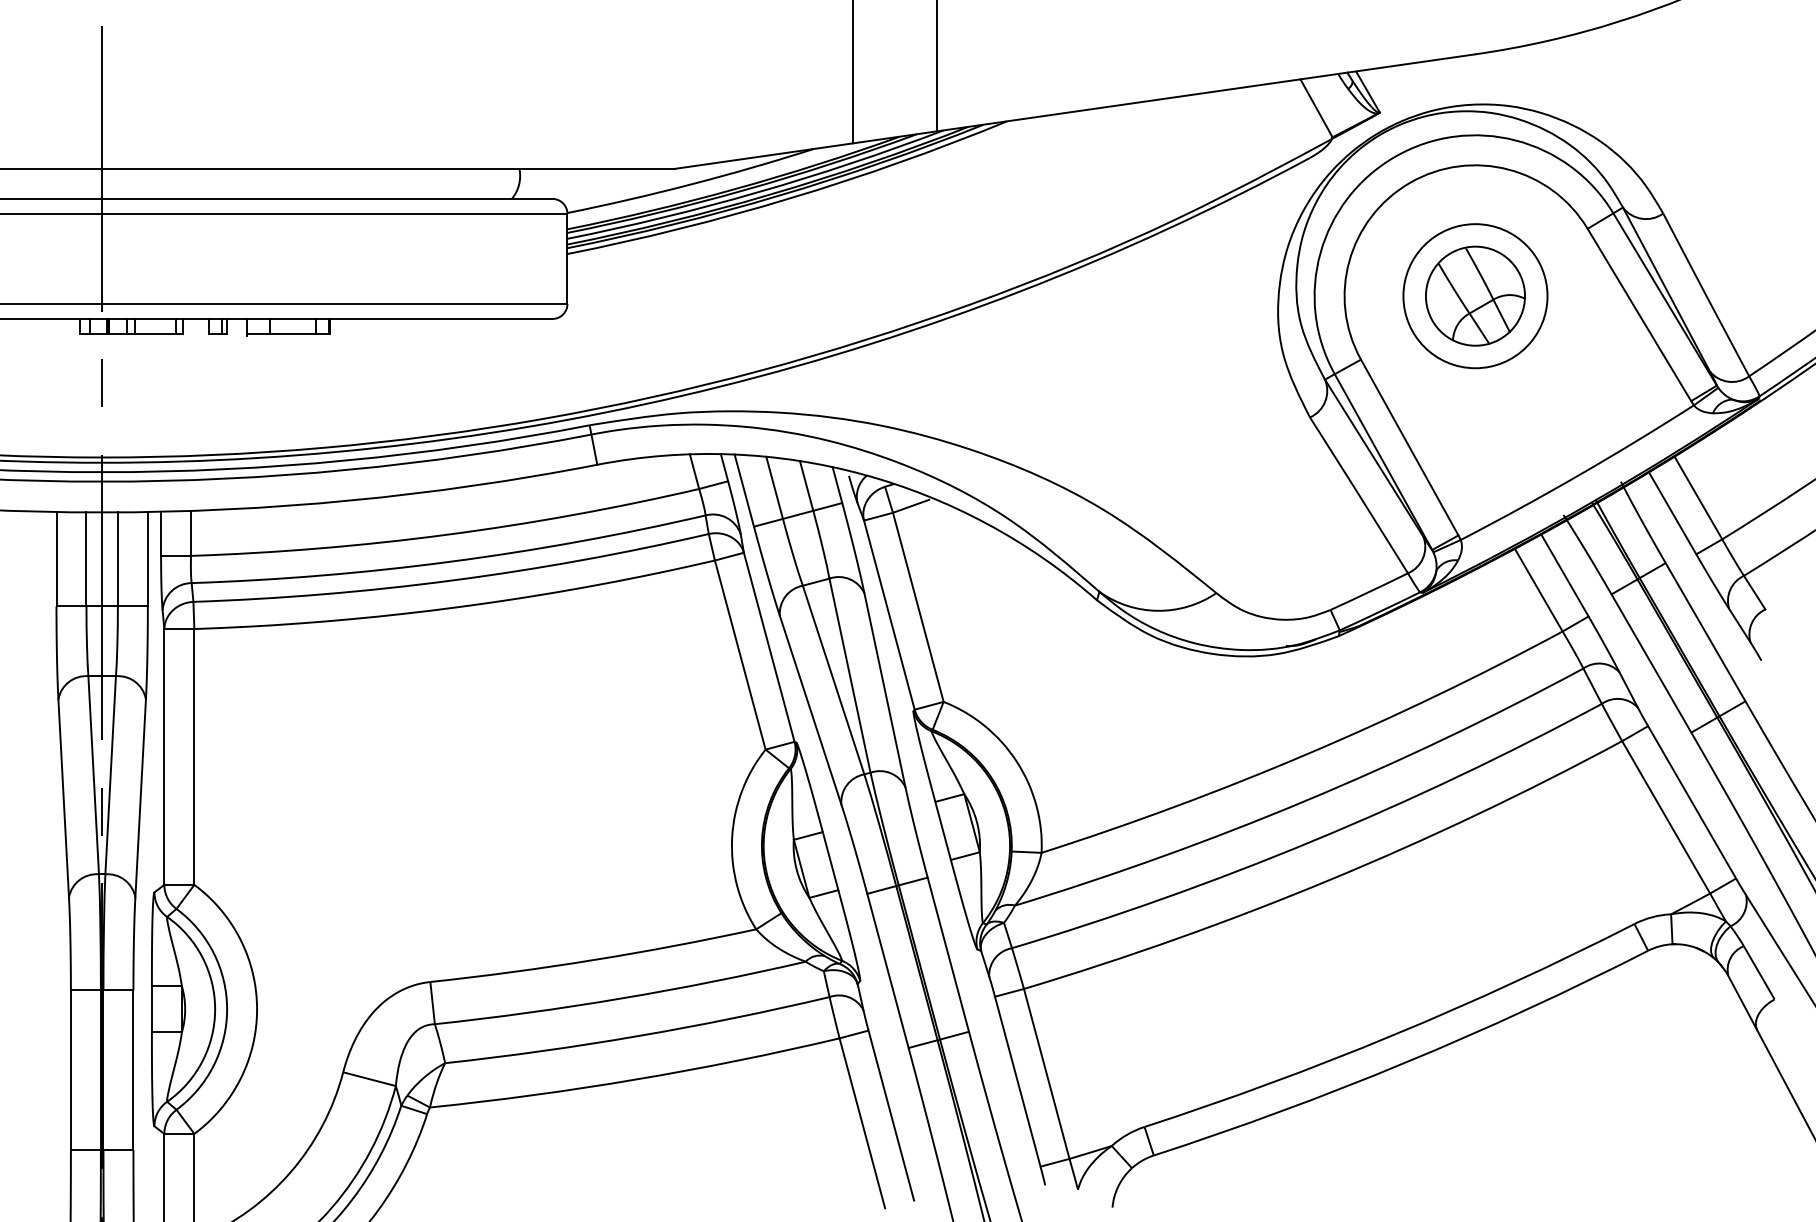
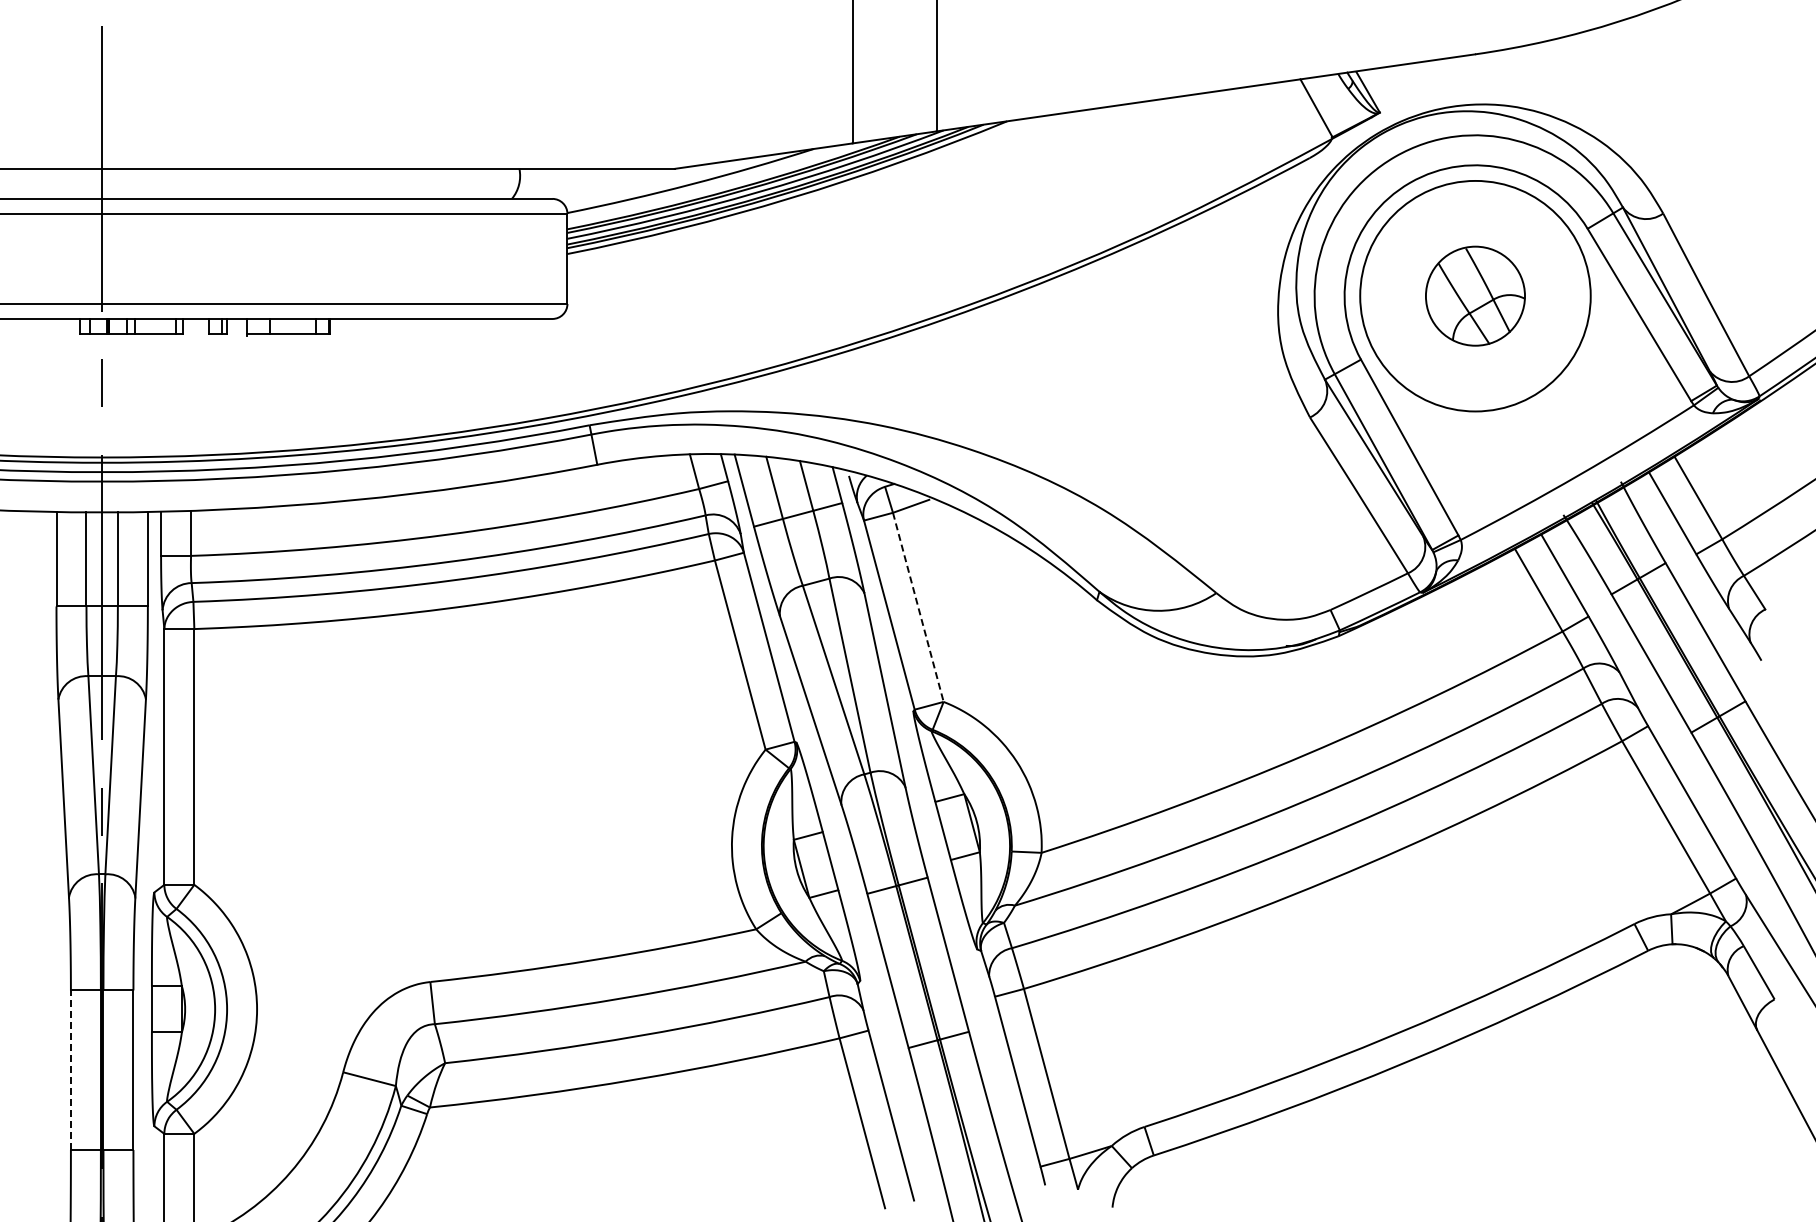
circle diameter: 144 px -> 231 px (1475, 295)
line: solid -> dashed (918, 607)
line: solid -> dashed (70, 1070)
